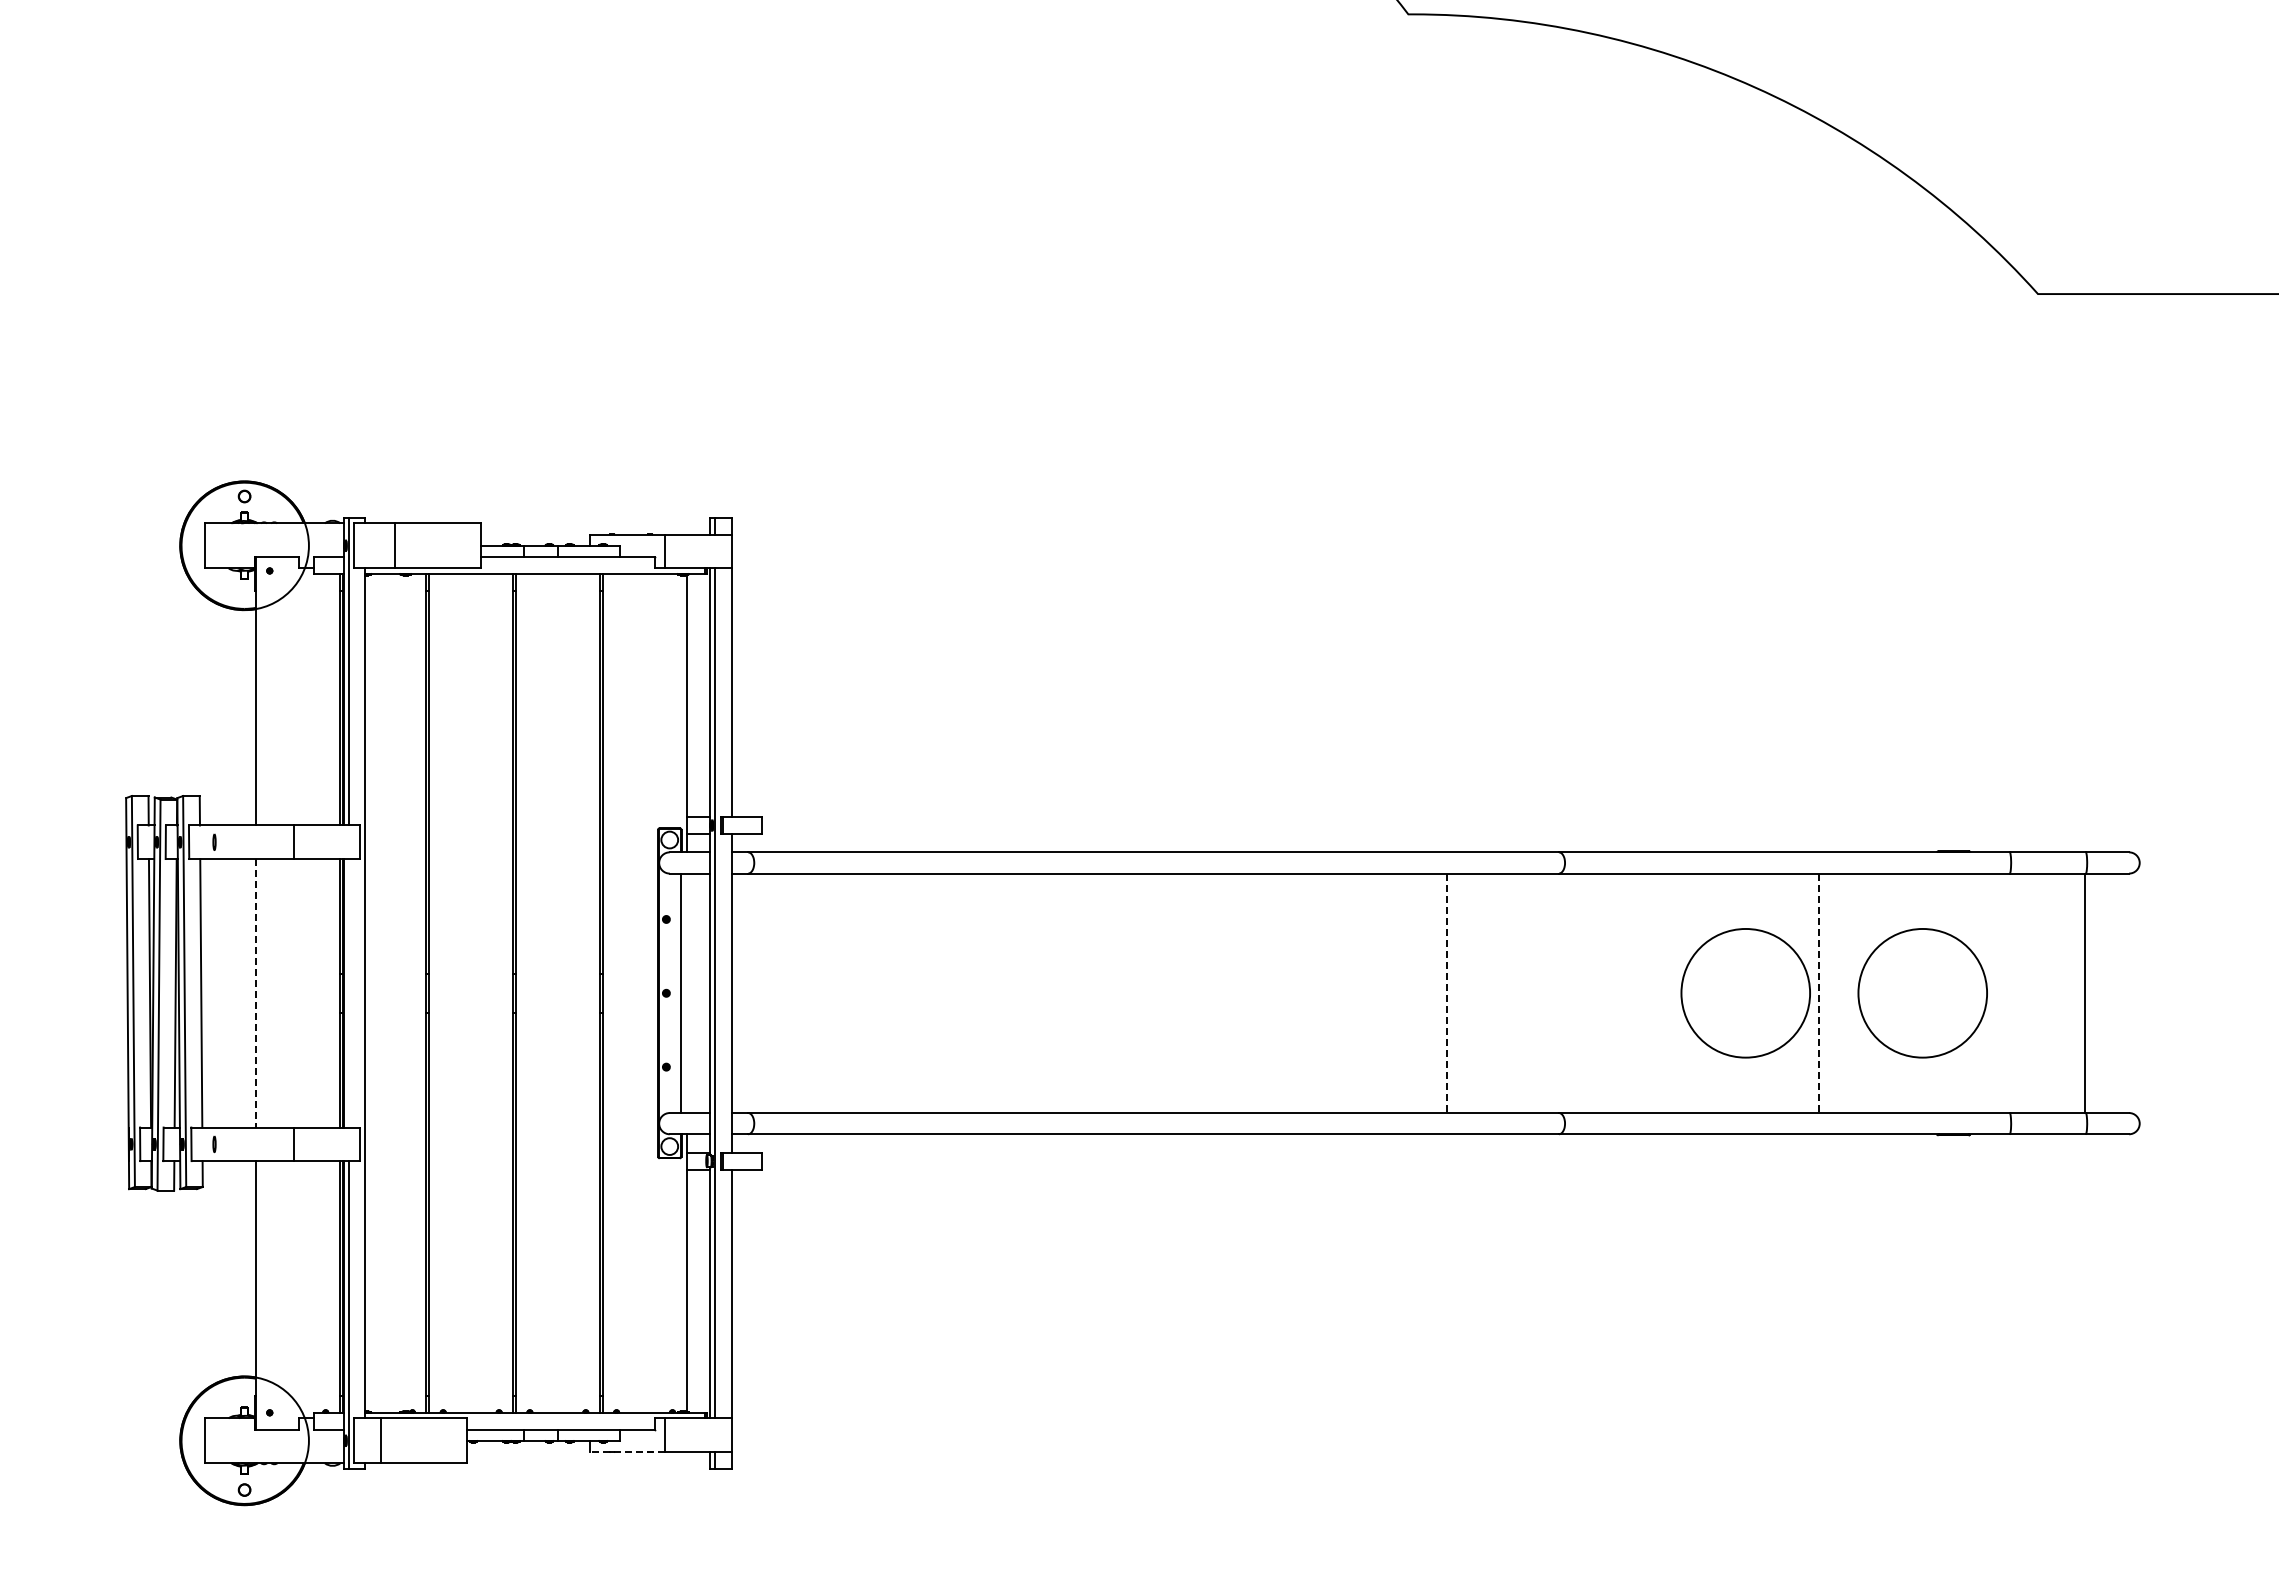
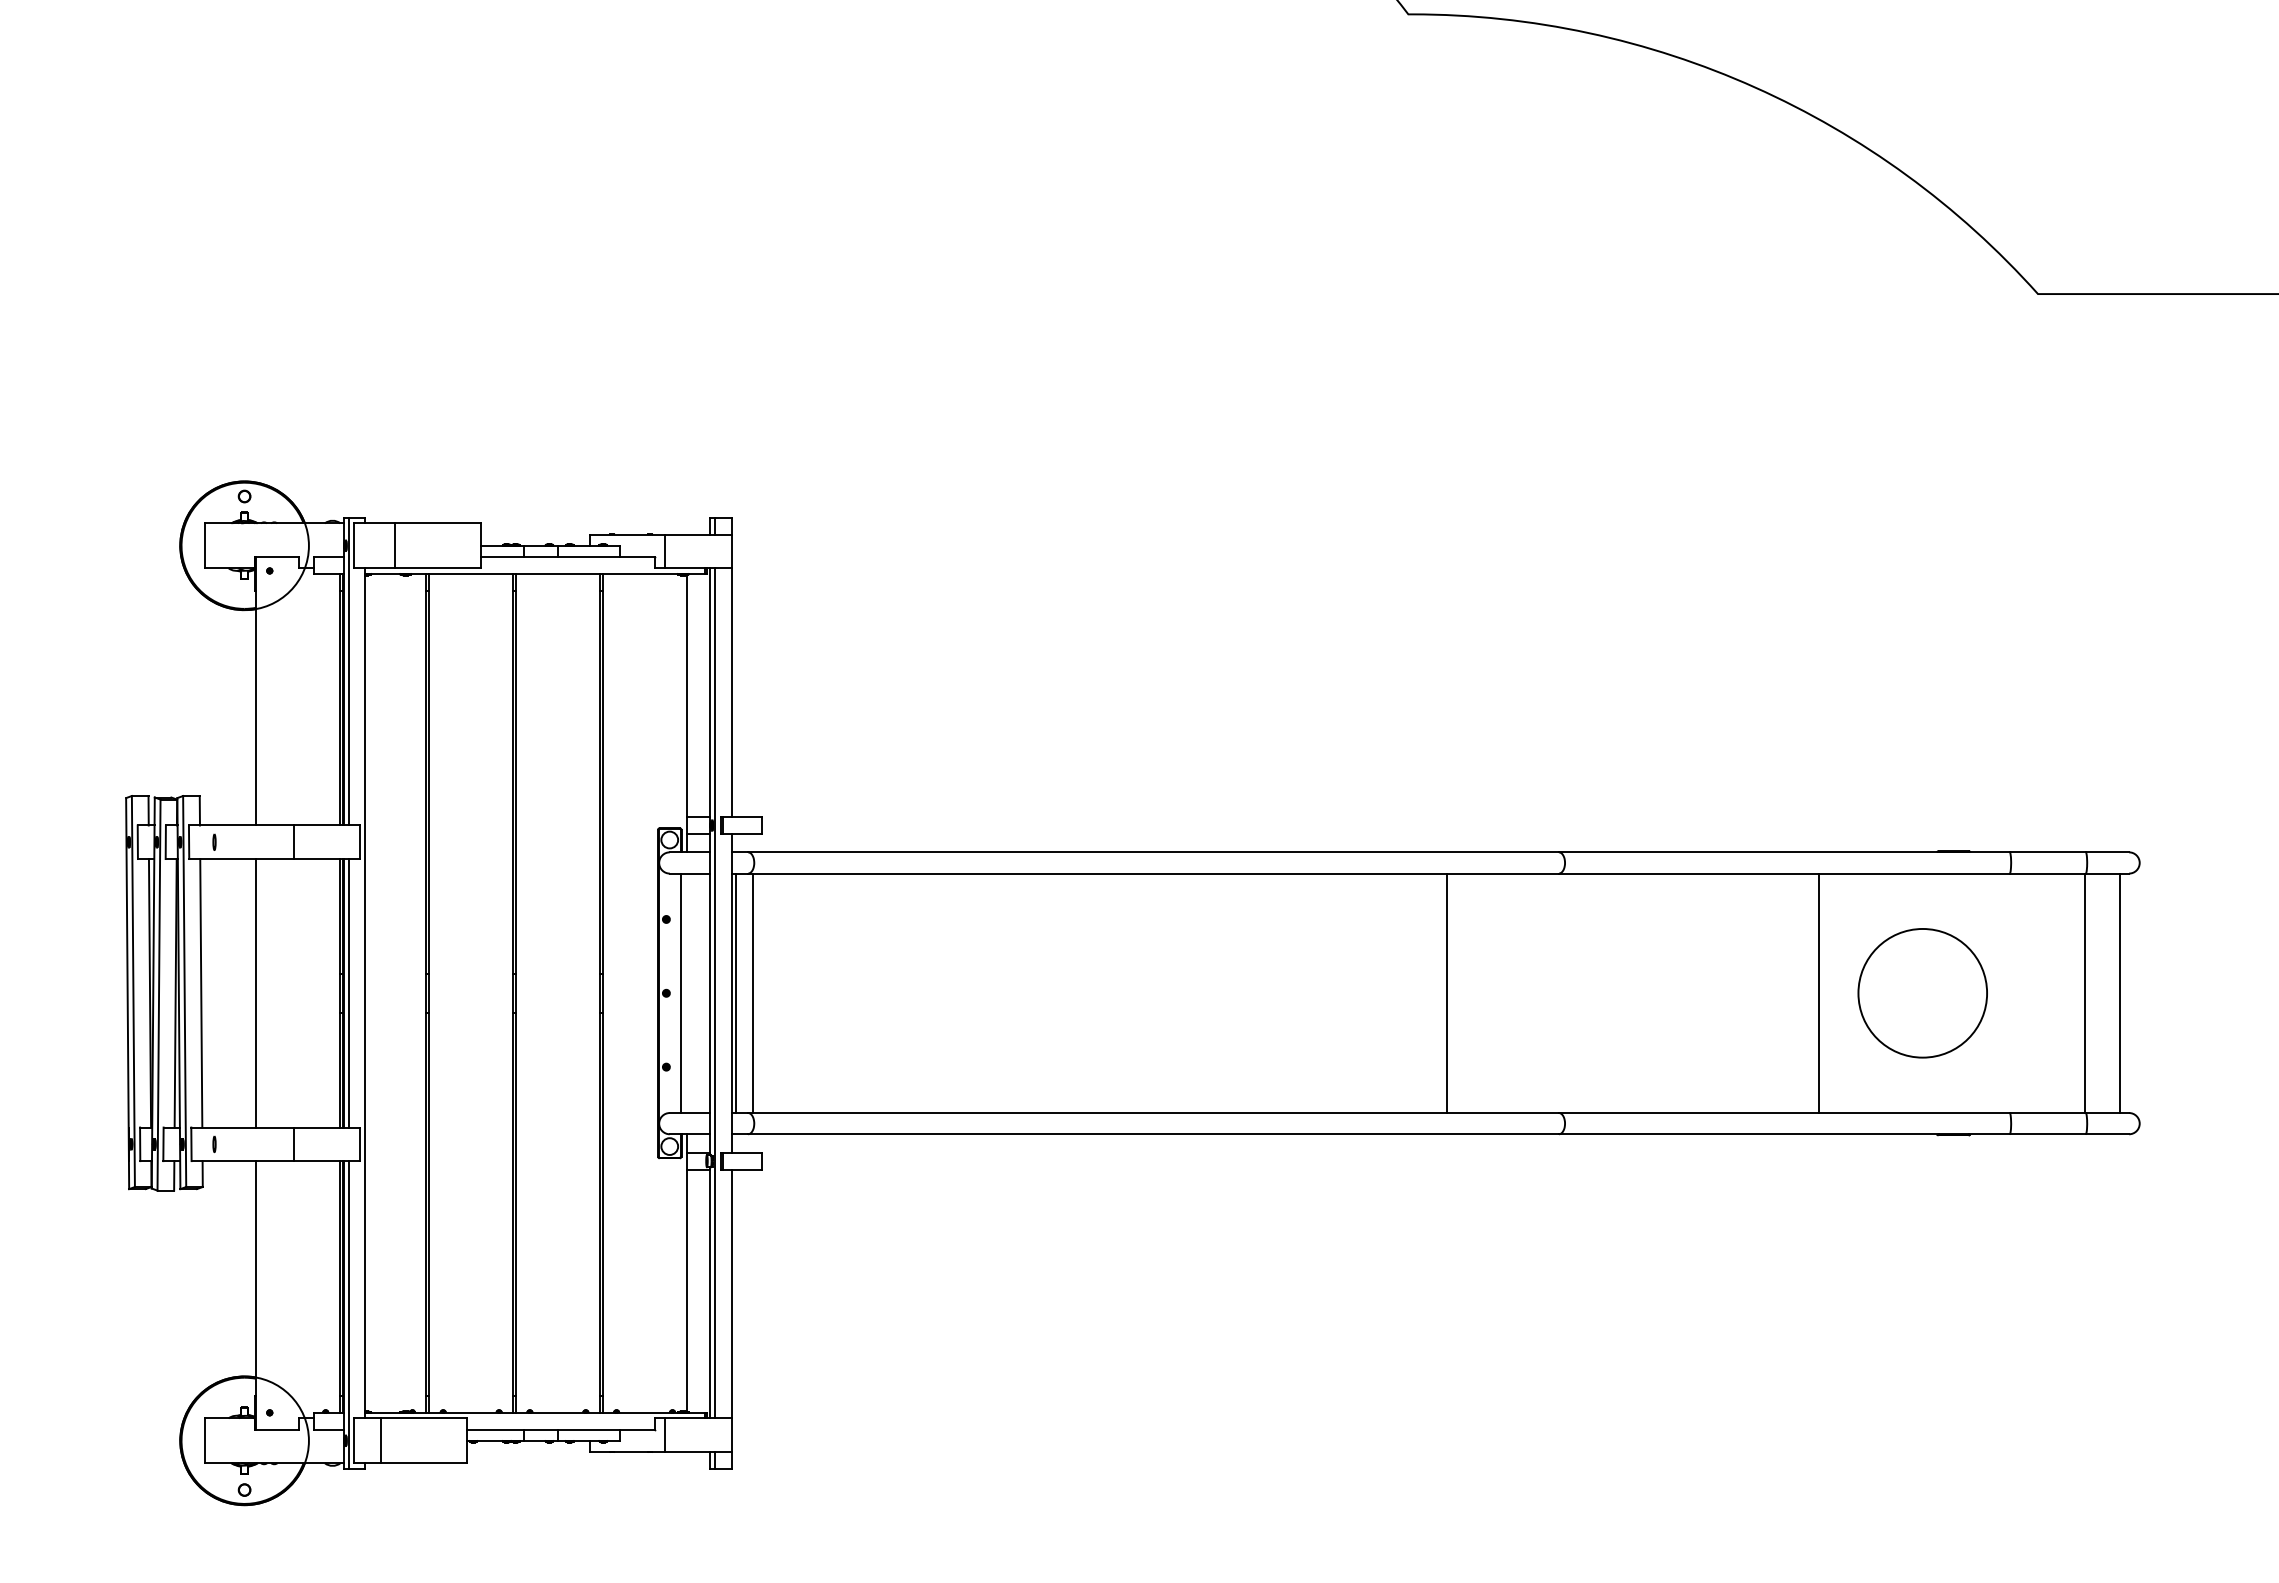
line: dashed -> solid (255, 993)
line: none -> present (348, 993)
line: none -> present (736, 993)
line: none -> present (752, 993)
line: dashed -> solid (1447, 993)
circle: present -> none (1745, 993)
line: dashed -> solid (1818, 993)
line: none -> present (2119, 993)
line: dashed -> solid (627, 1452)
